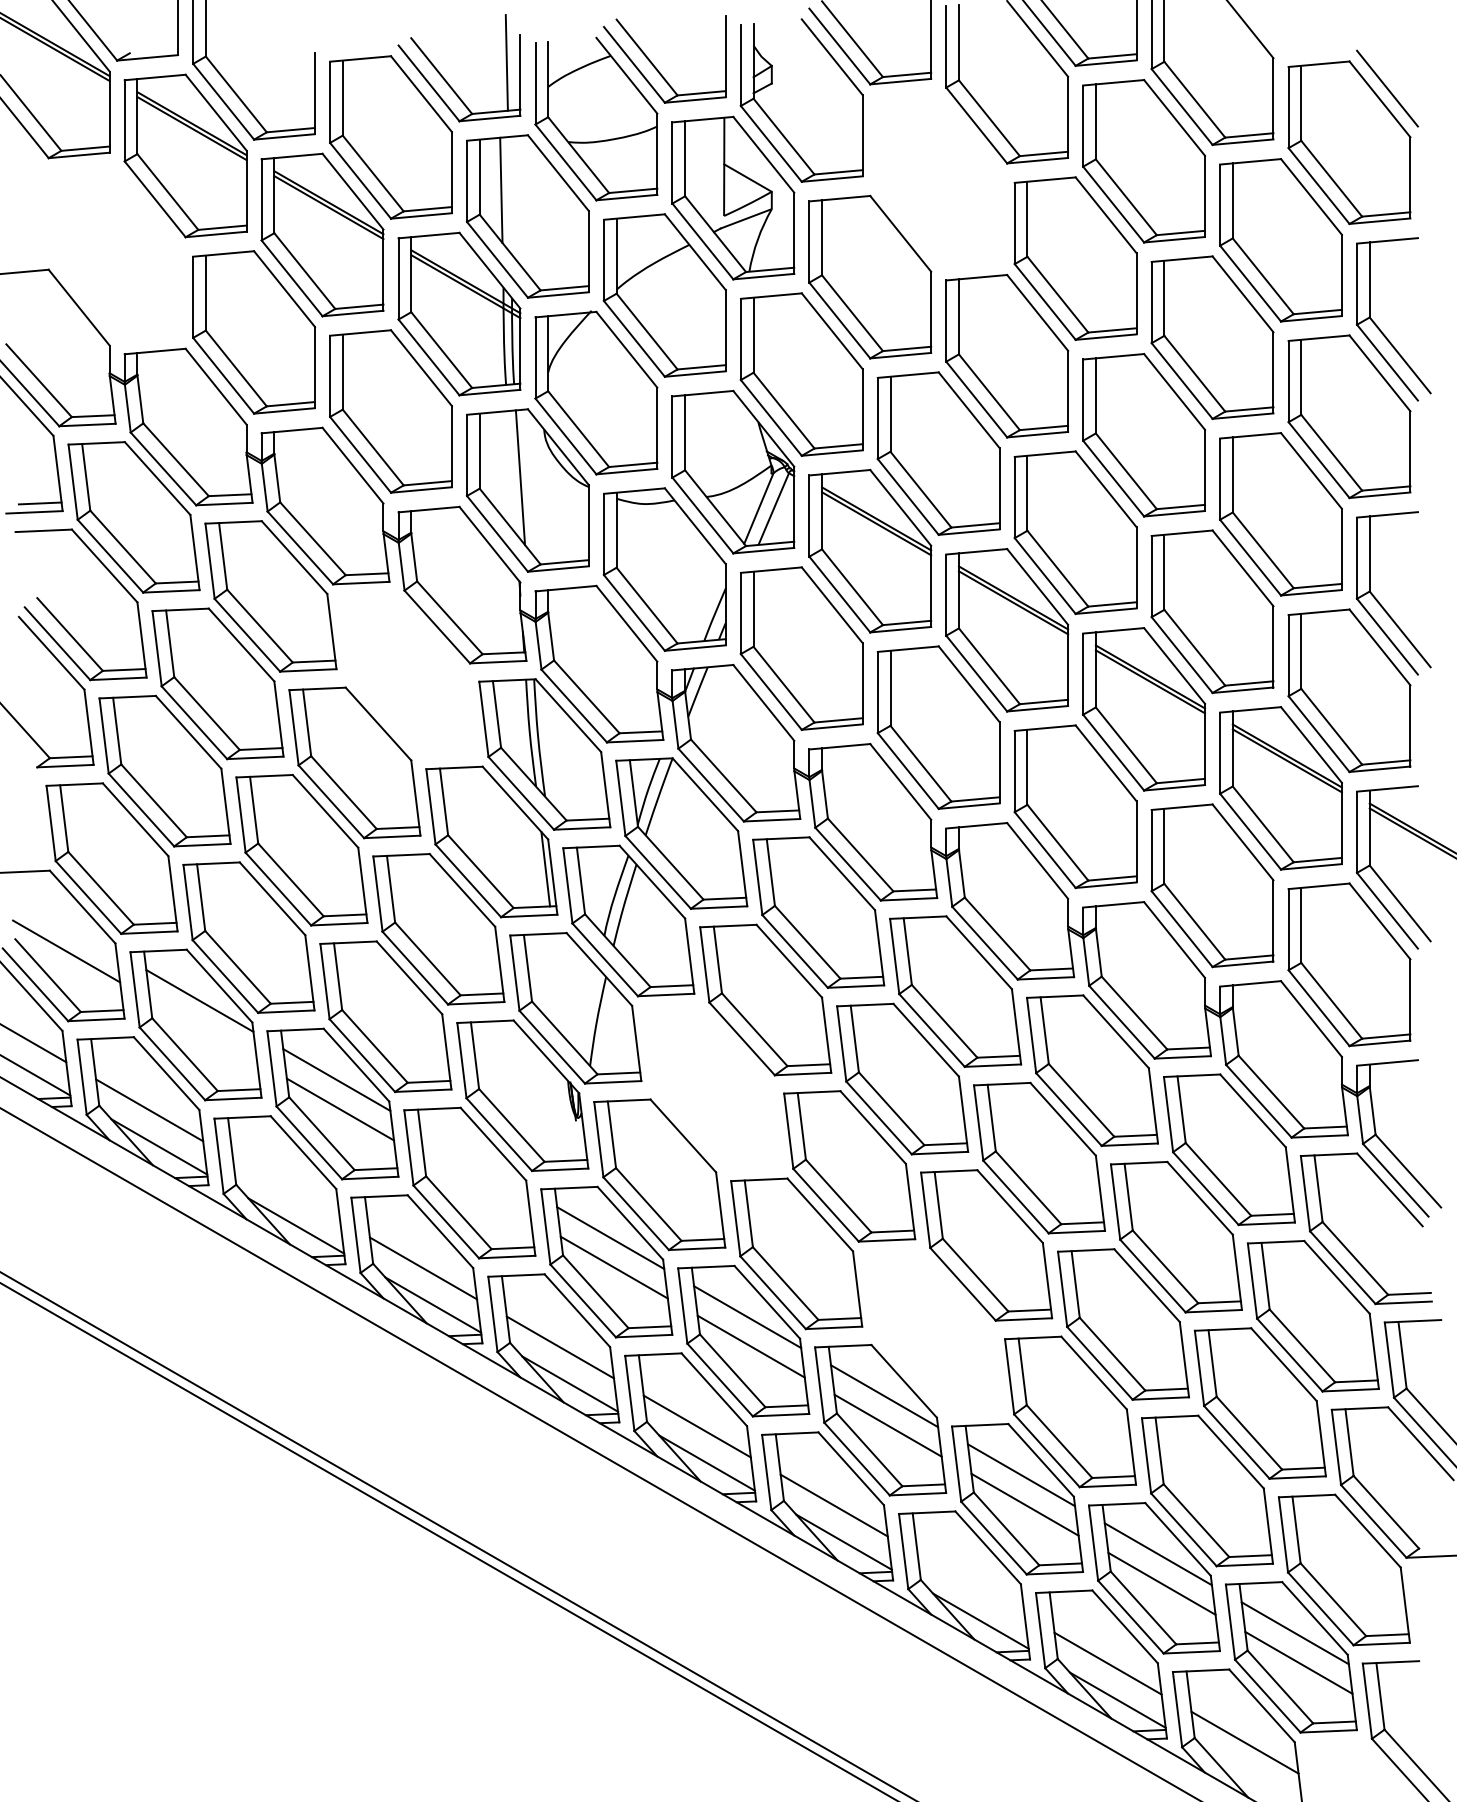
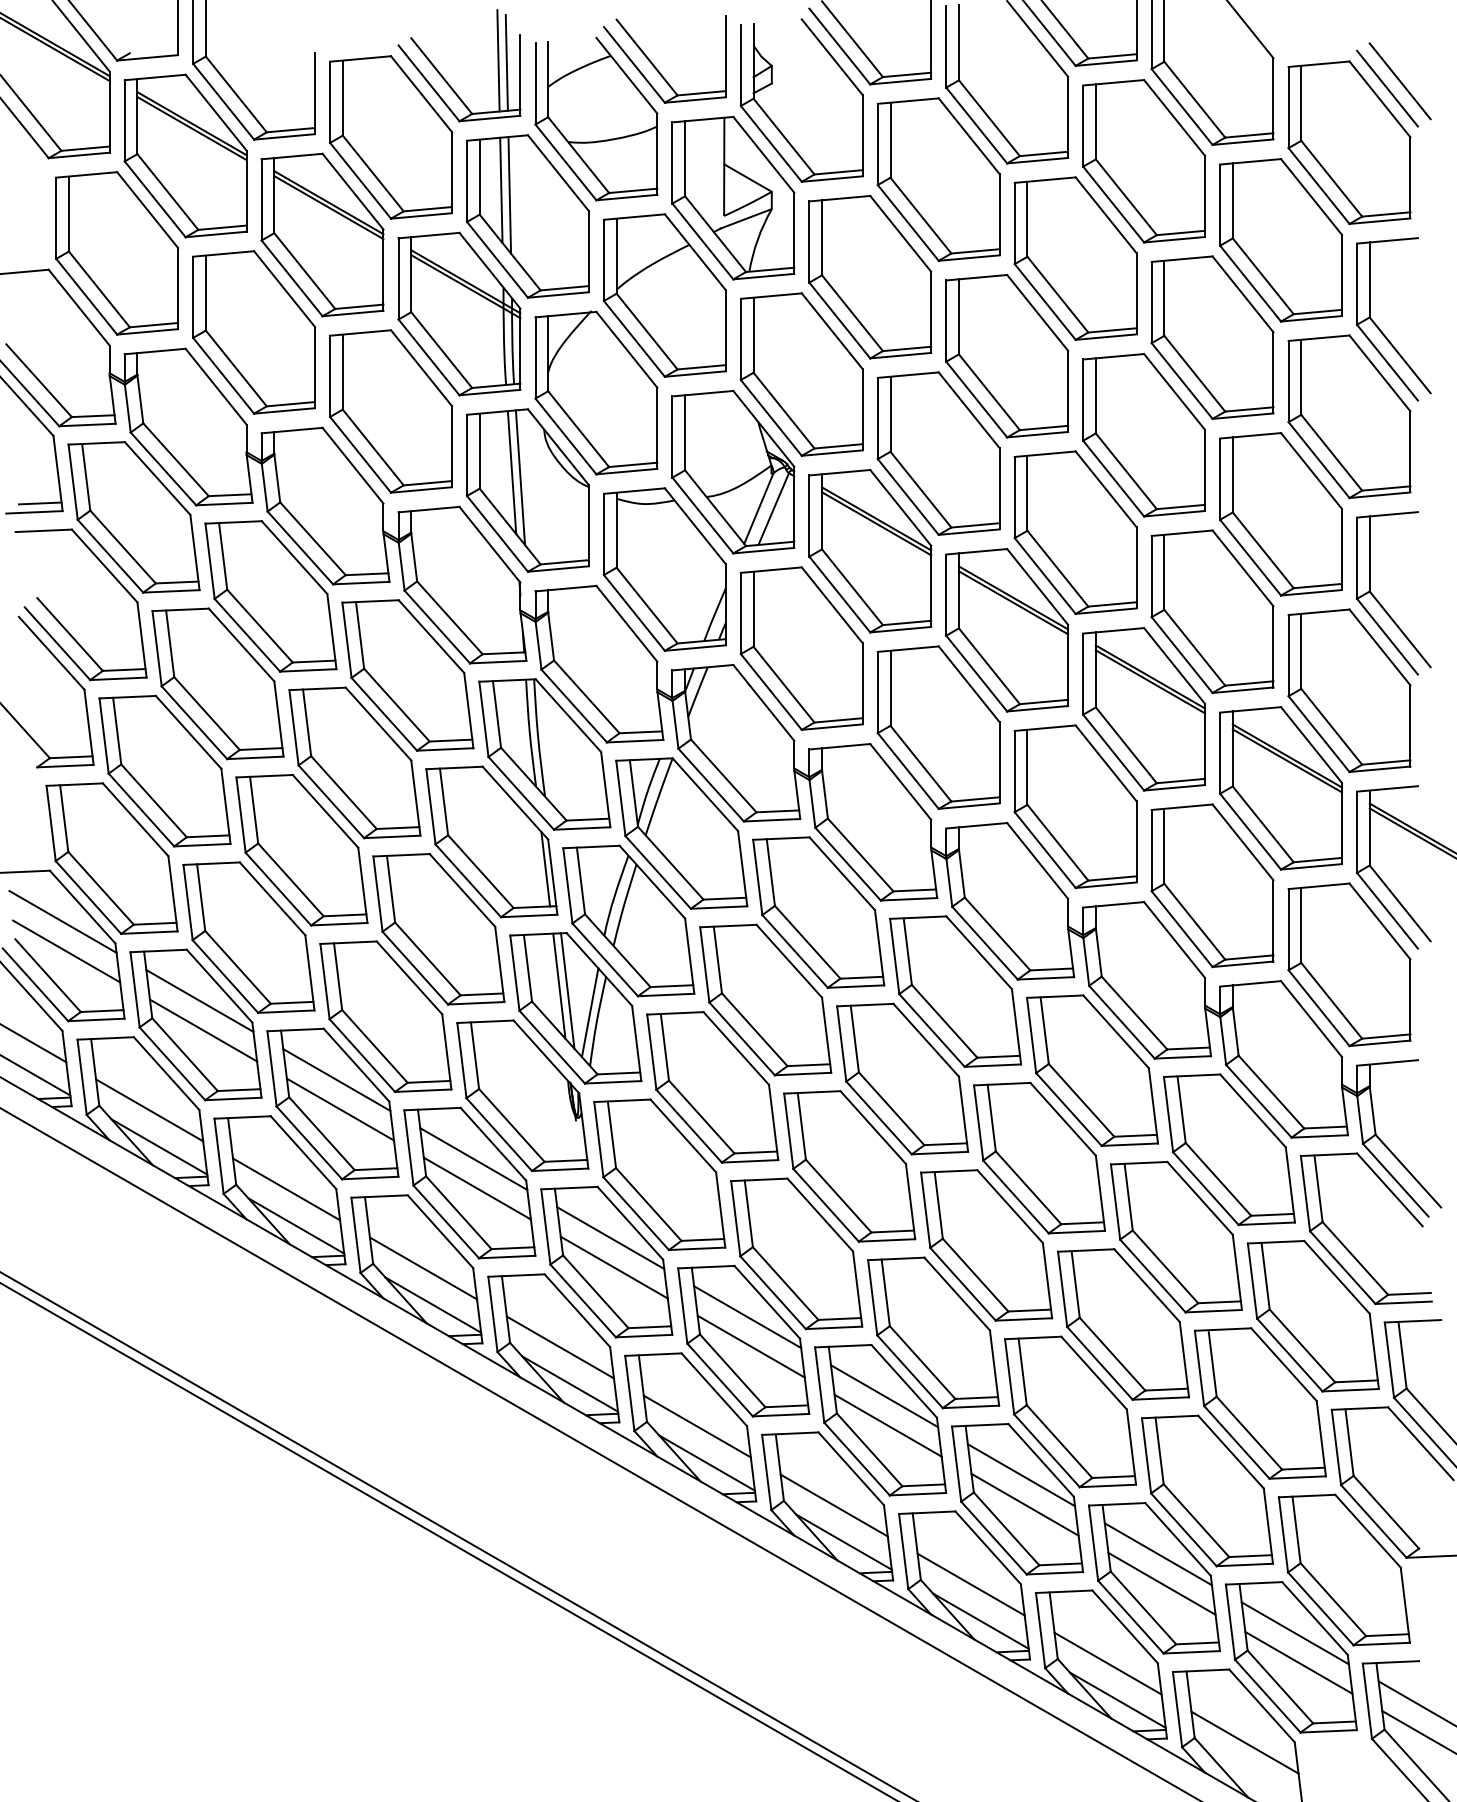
line: none -> present (498, 60)
line: none -> present (1399, 81)
part: none -> present (938, 179)
line: none -> present (509, 195)
part: none -> present (117, 253)
line: none -> present (511, 472)
part: none -> present (407, 675)
line: none -> present (62, 921)
line: none -> present (559, 985)
line: none -> present (567, 990)
line: none -> present (589, 1012)
line: none -> present (203, 1030)
part: none -> present (712, 1087)
line: none -> present (473, 1158)
line: none -> present (476, 1188)
line: none -> present (286, 1189)
part: none -> present (933, 1332)
line: none -> present (970, 1584)
line: none -> present (1415, 1702)
line: none -> present (1417, 1731)
